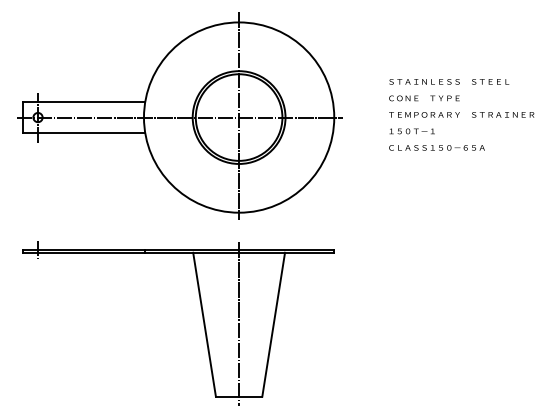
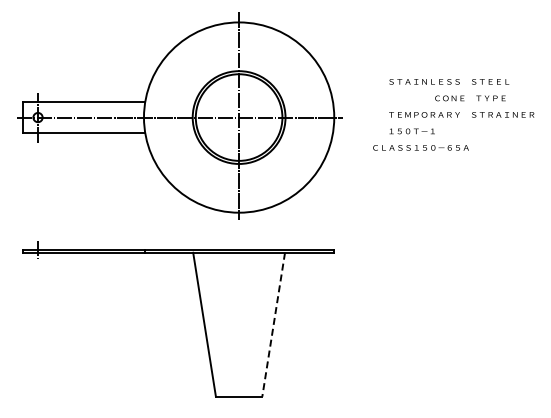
text position: (424, 98) -> (470, 98) (470, 98)
text position: (436, 147) -> (420, 147) (420, 147)
line: present -> none (239, 323)
line: solid -> dashed (273, 324)
